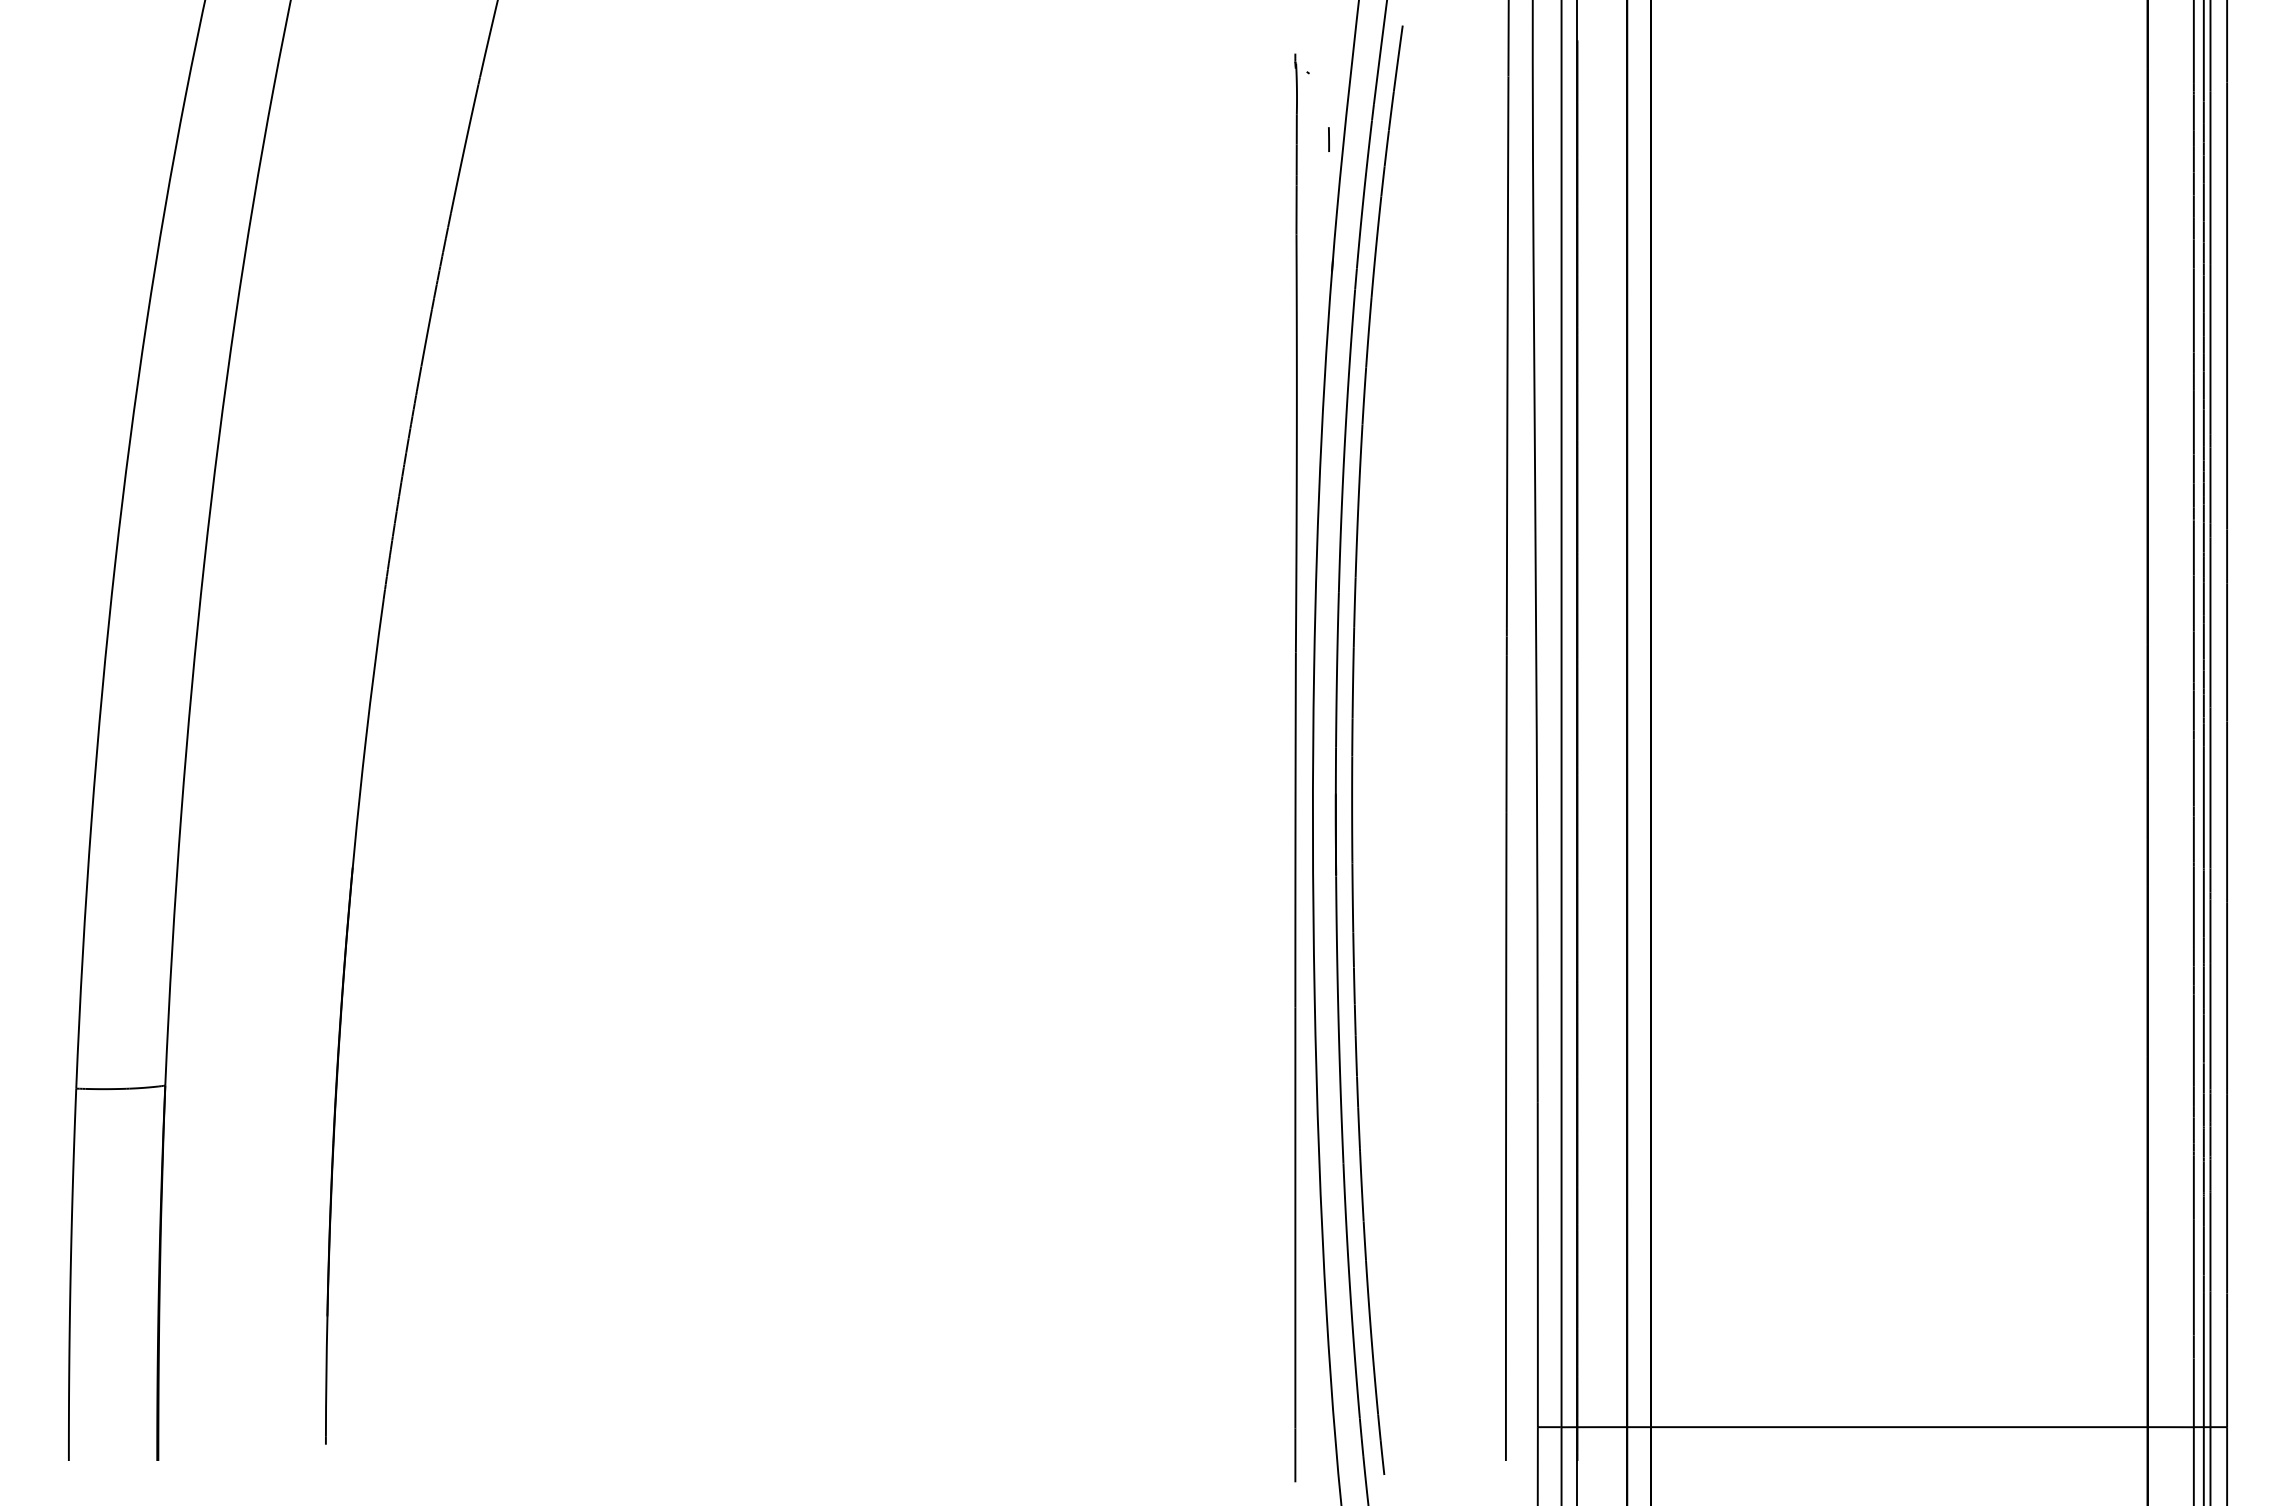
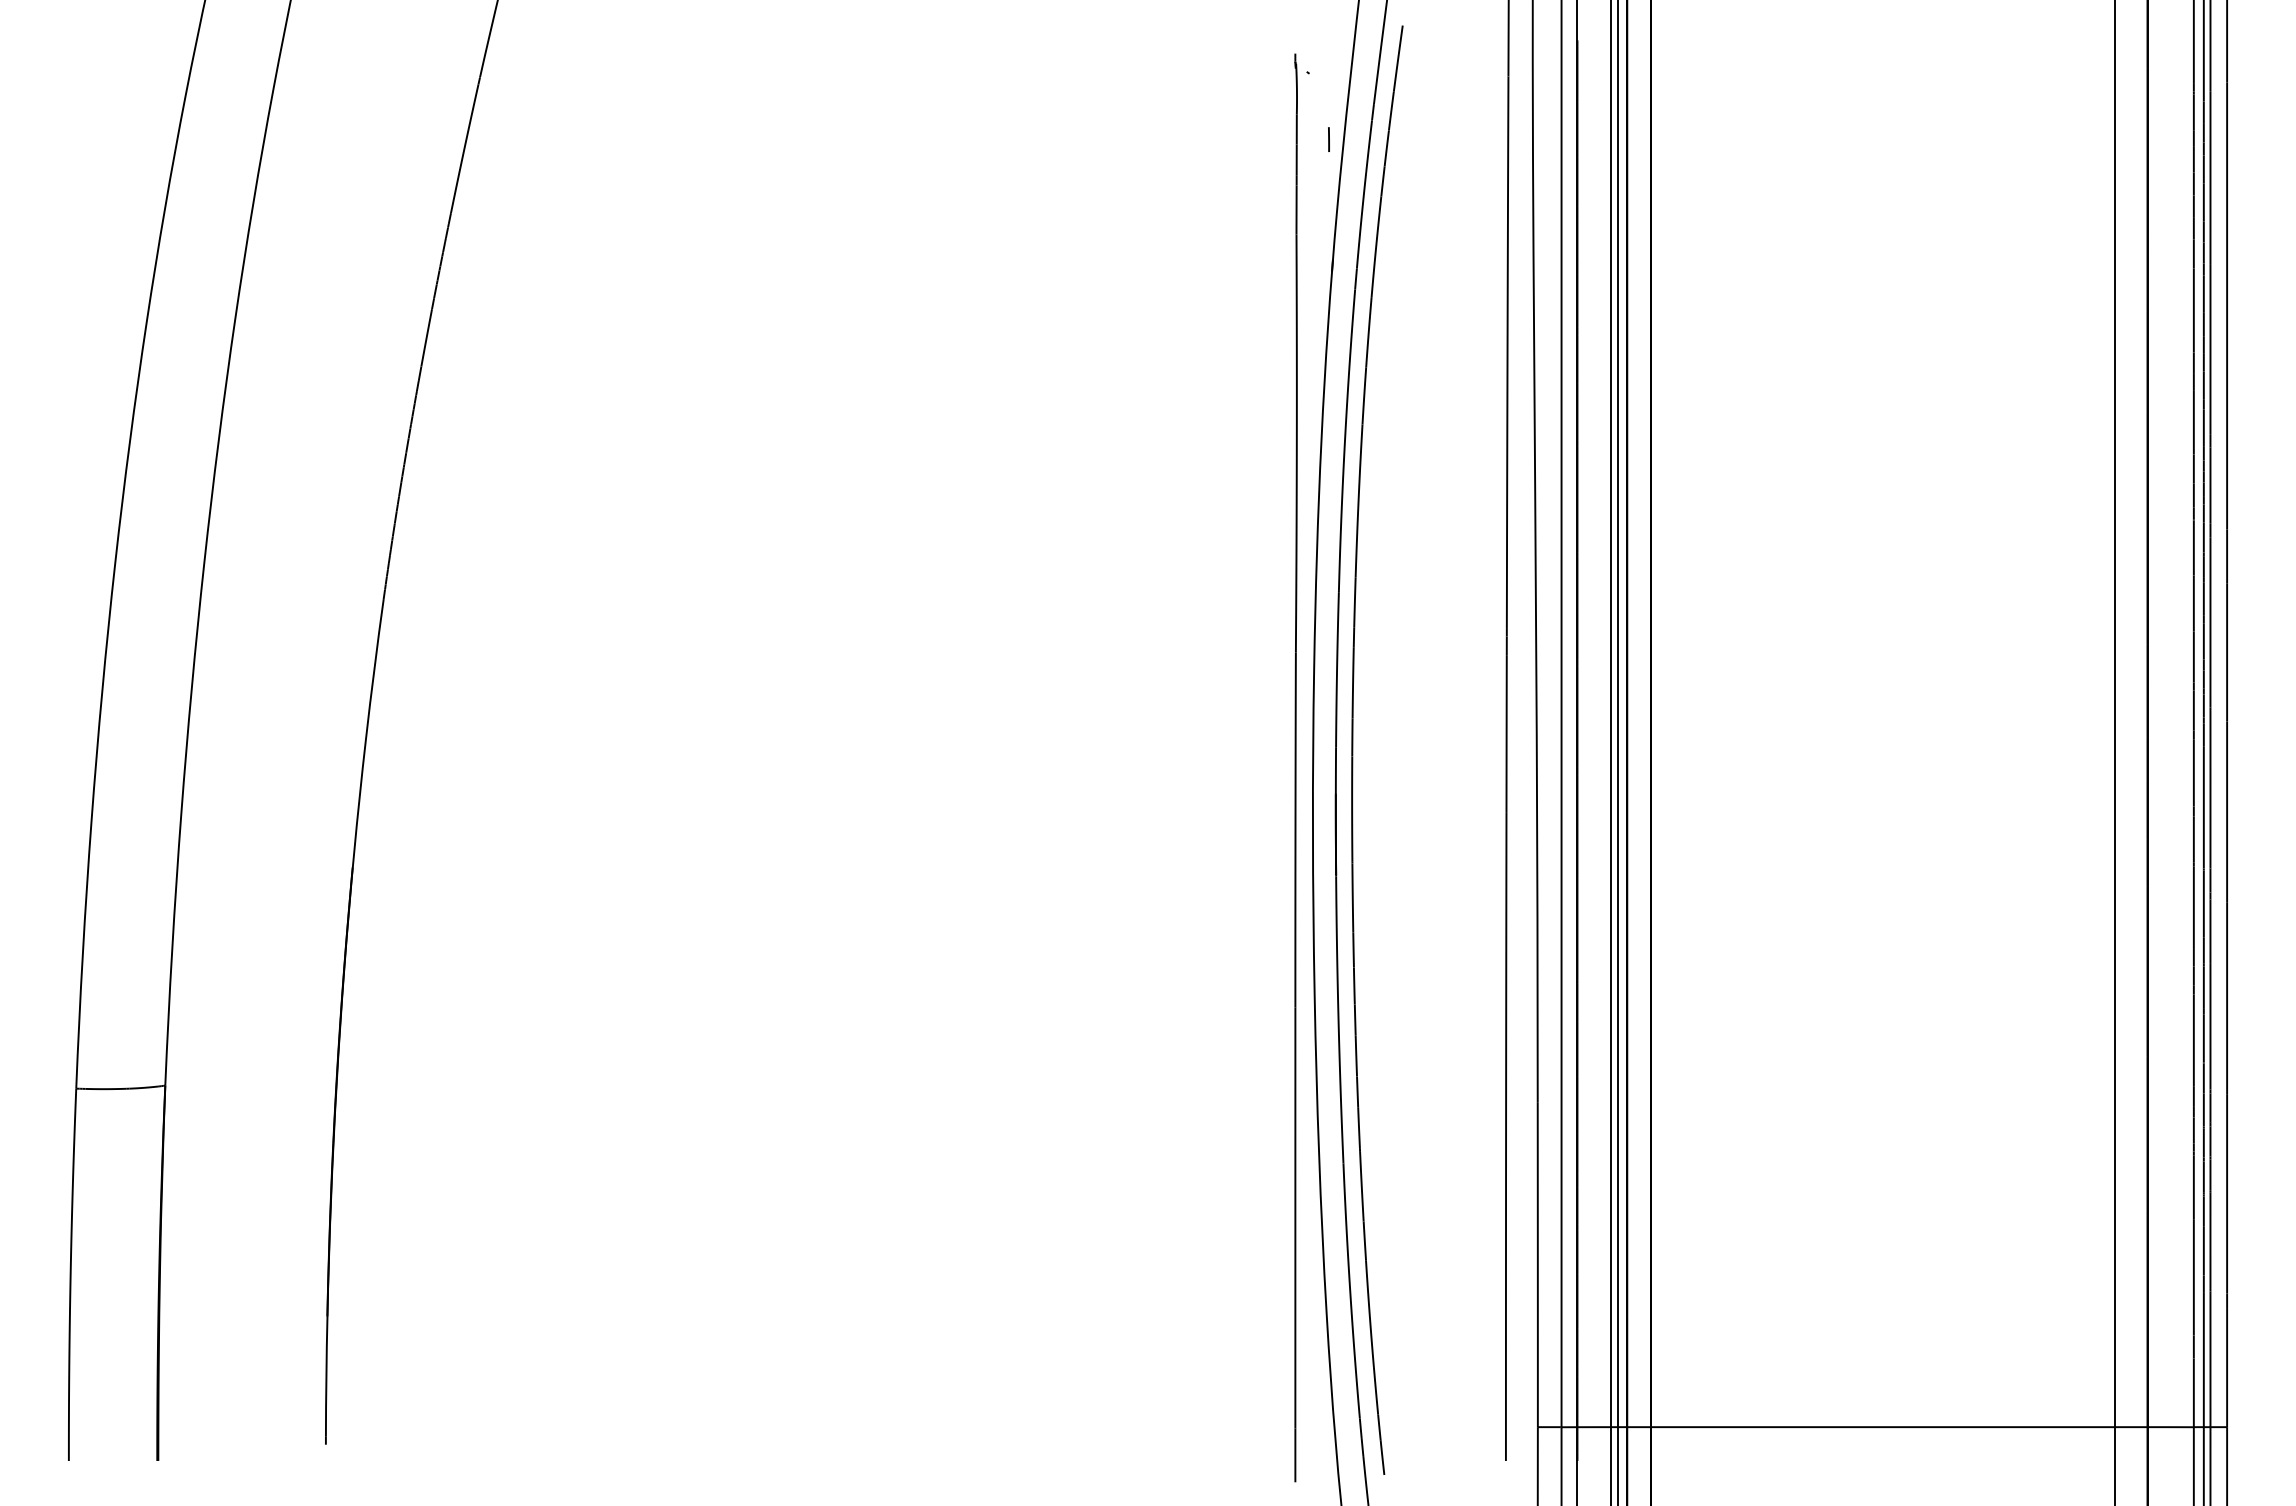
line: none -> present (1611, 752)
line: none -> present (1618, 752)
line: none -> present (2114, 752)
